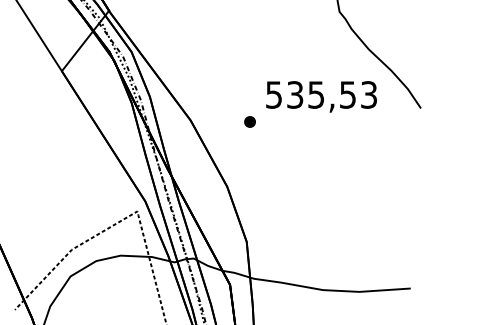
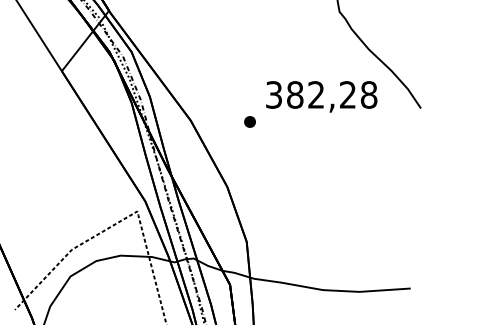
text: 535,53 -> 382,28 (321, 94)
